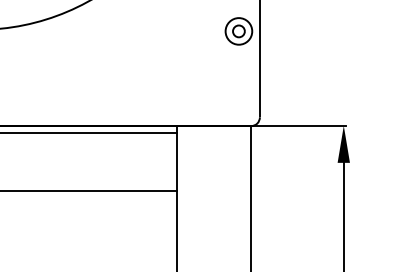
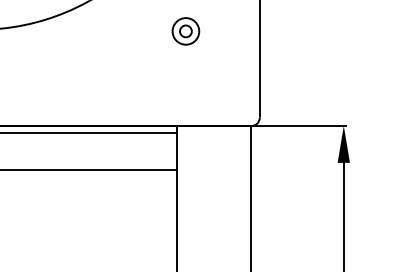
part position: (238, 31) -> (185, 31) (185, 31)
line position: (89, 191) -> (89, 170) (89, 170)
